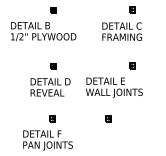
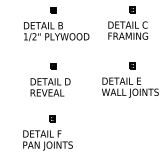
text position: (43, 31) -> (56, 31) (56, 31)
text position: (122, 31) -> (128, 30) (128, 30)
text position: (114, 87) -> (130, 87) (130, 87)
part: present -> none (108, 118)
